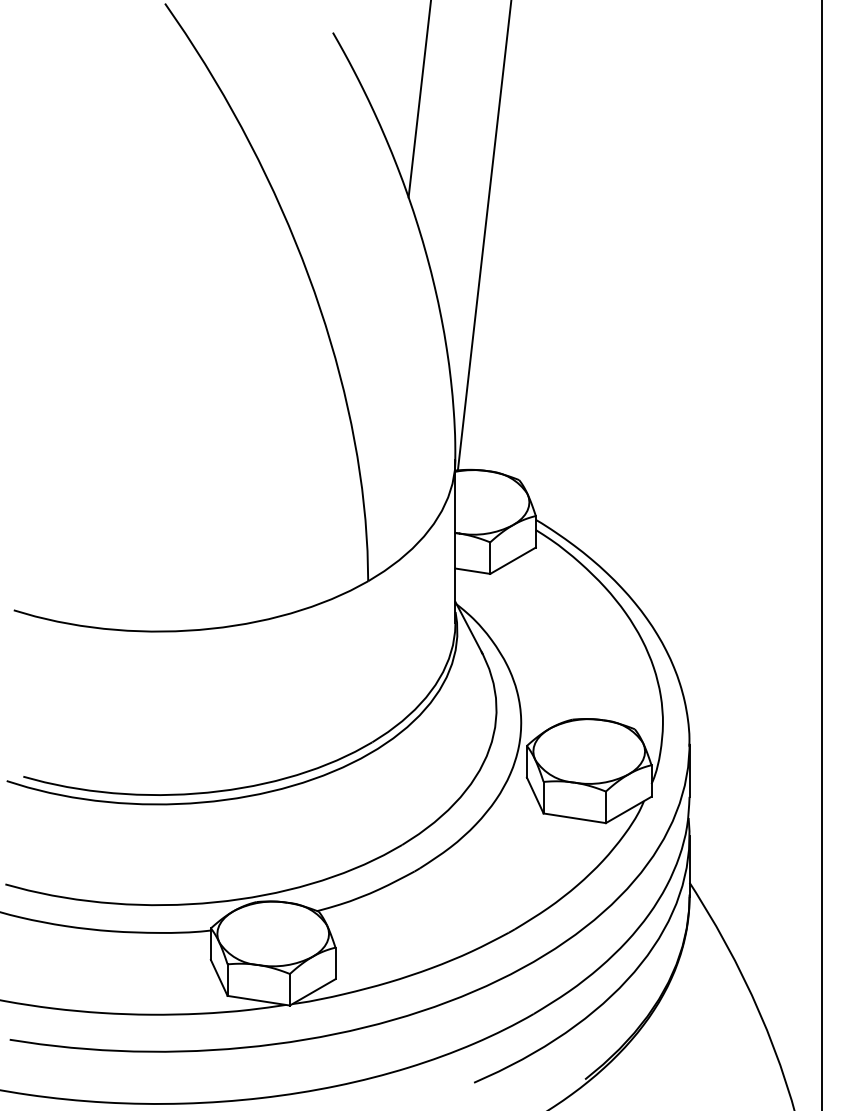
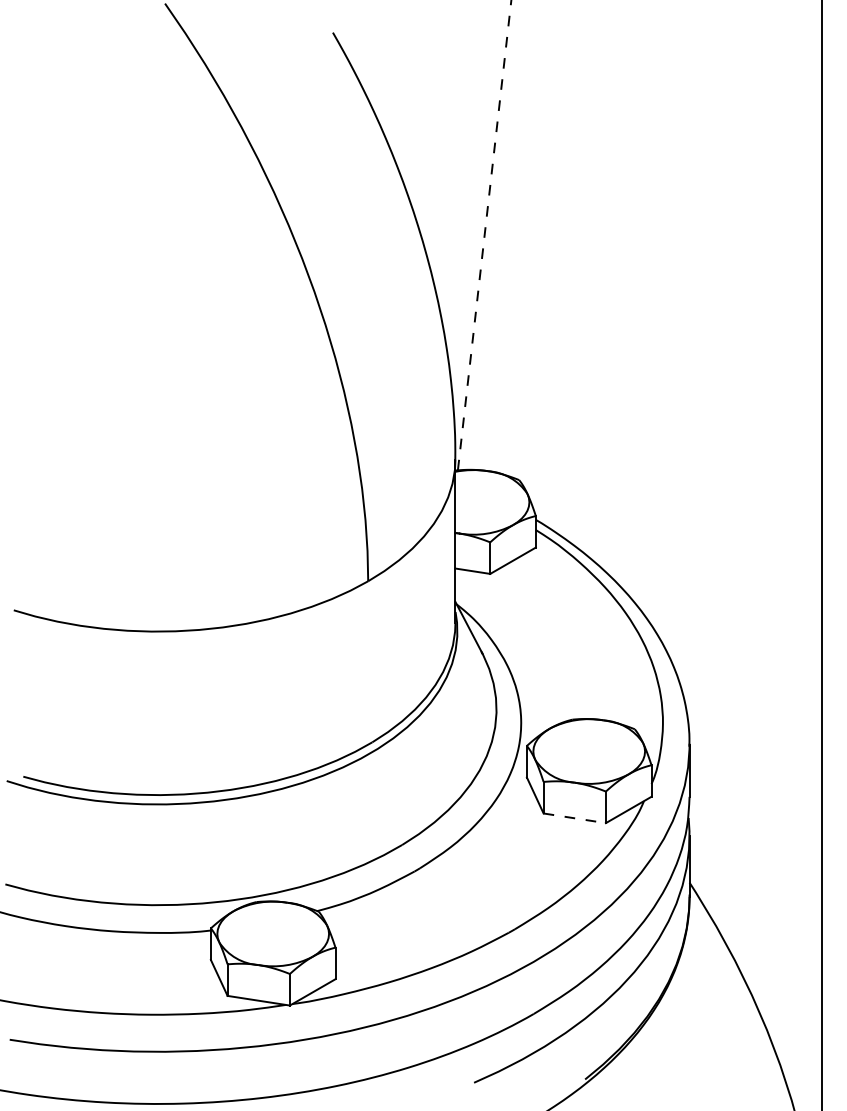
line: present -> none (419, 99)
line: solid -> dashed (484, 235)
line: solid -> dashed (574, 818)
